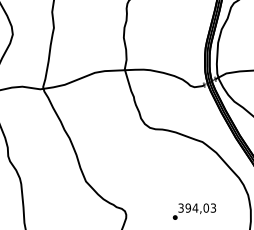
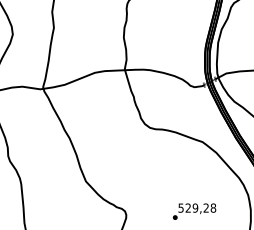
text: 394,03 -> 529,28 (197, 207)
